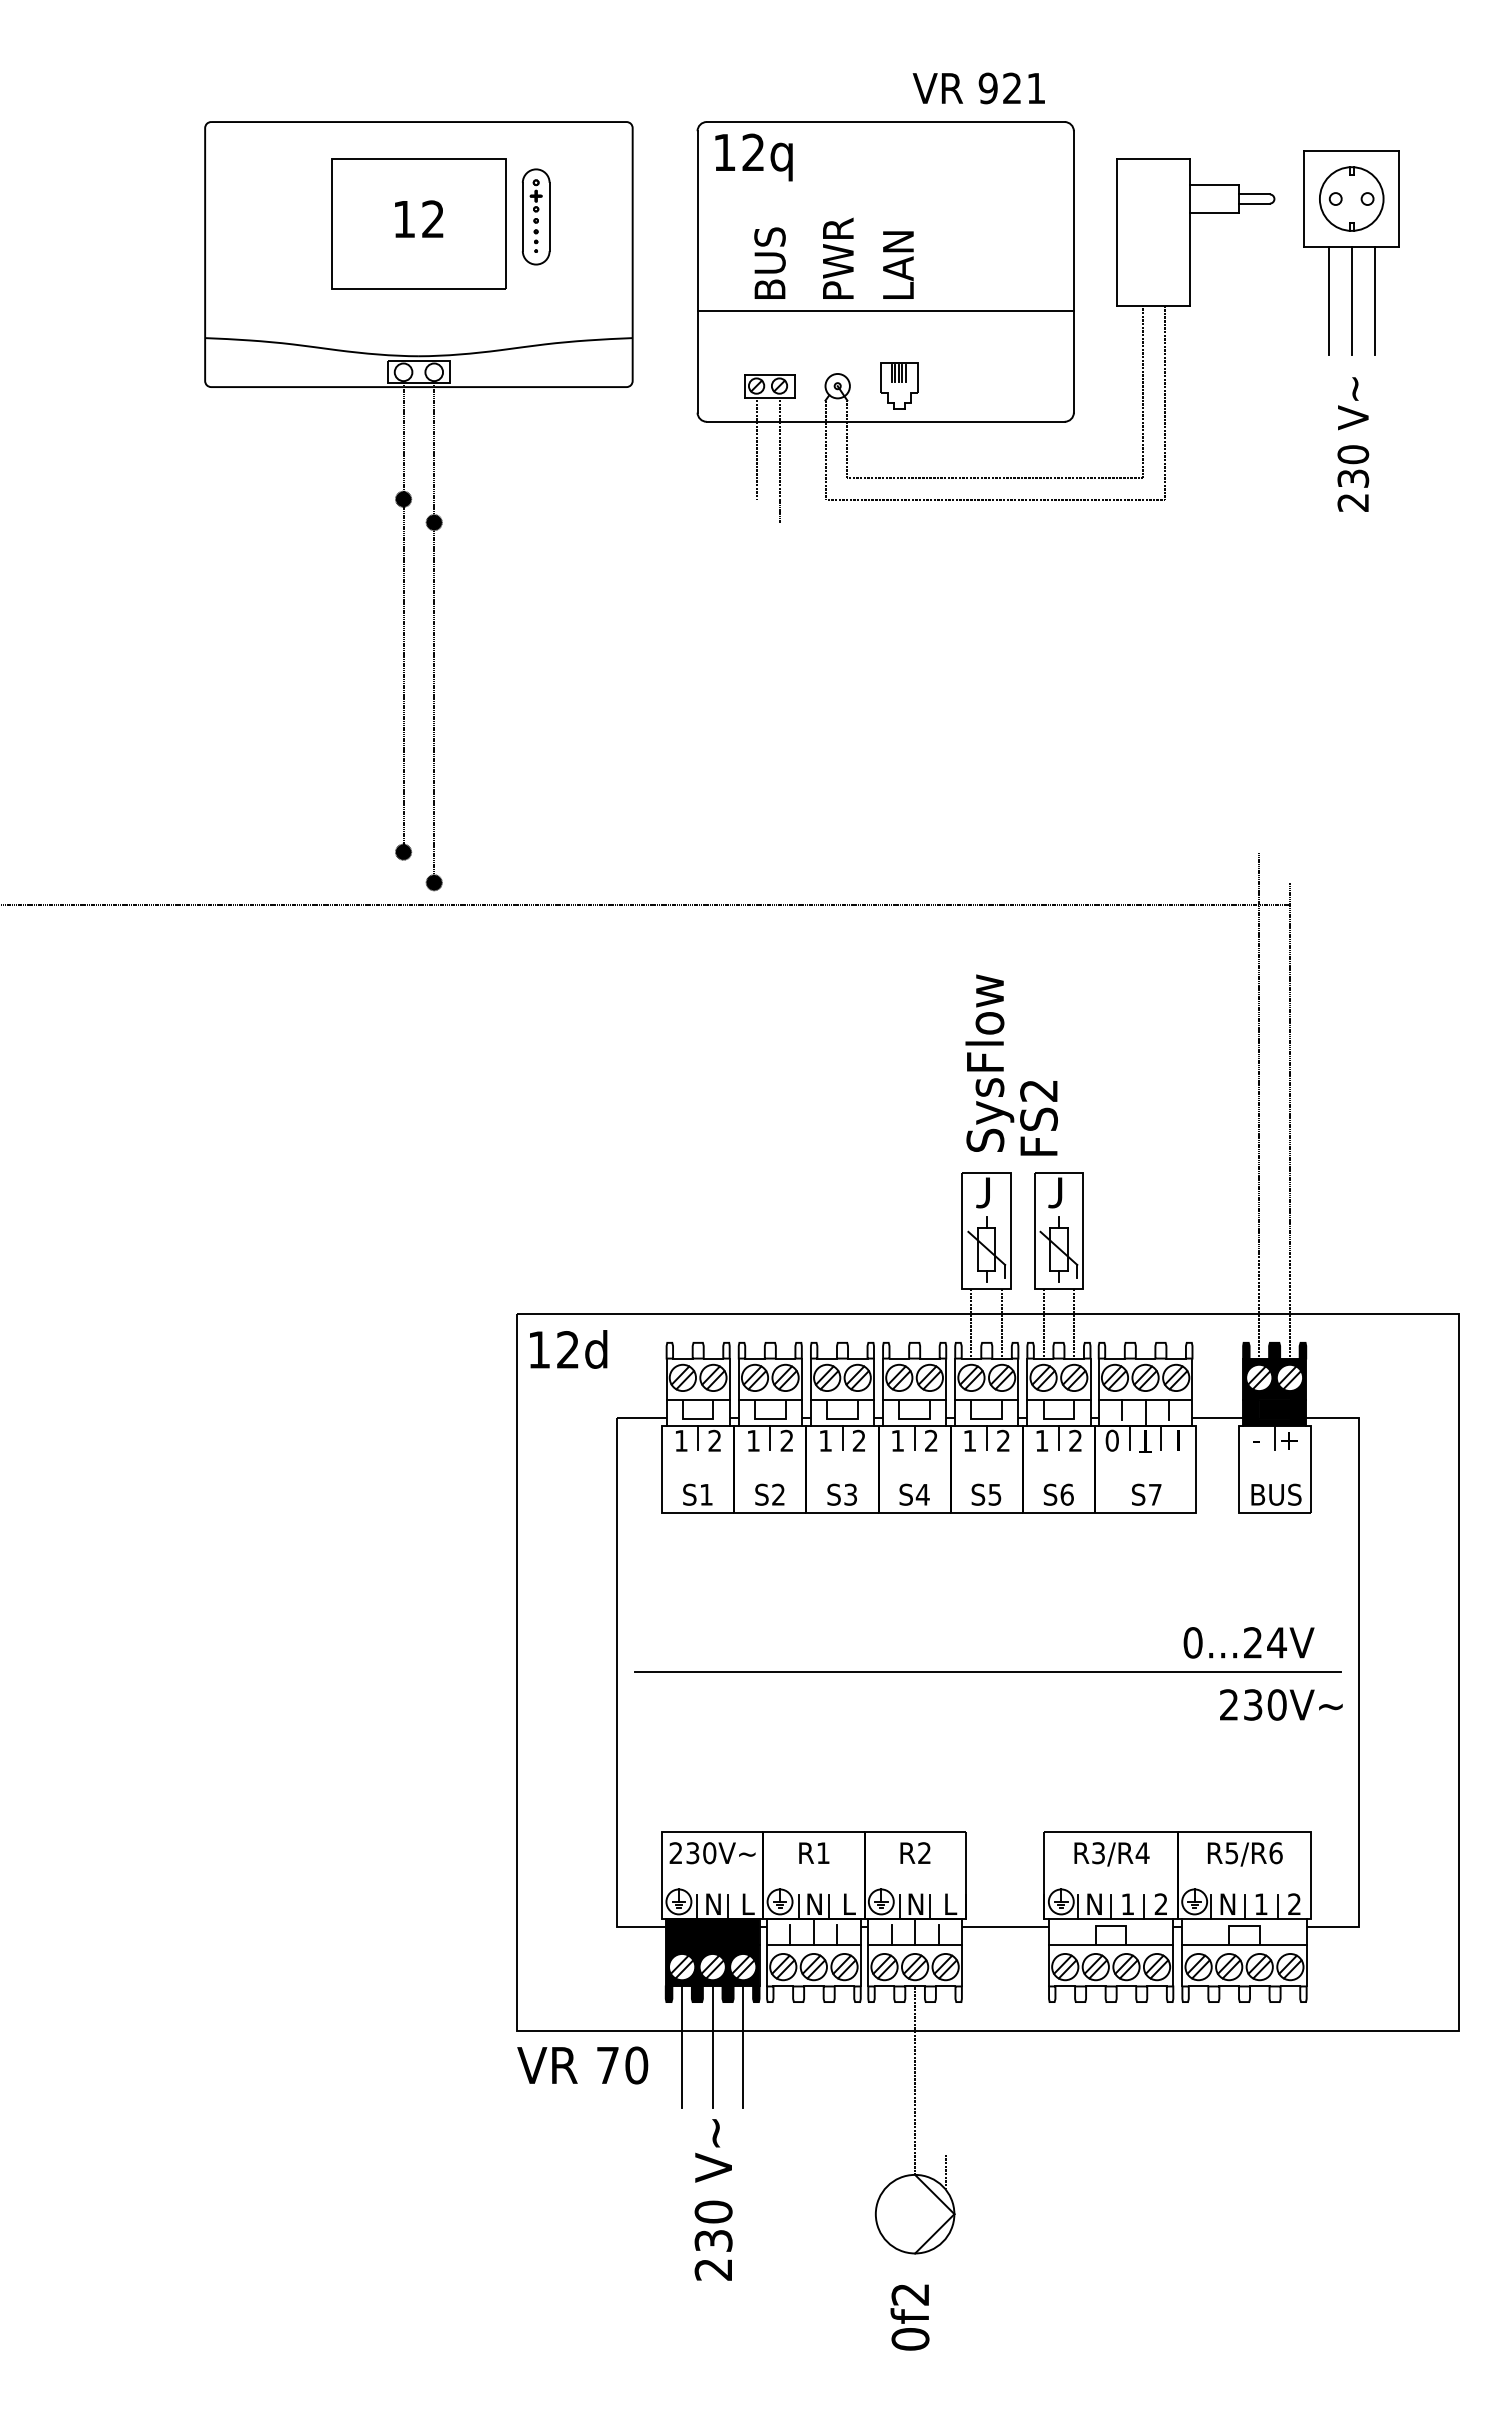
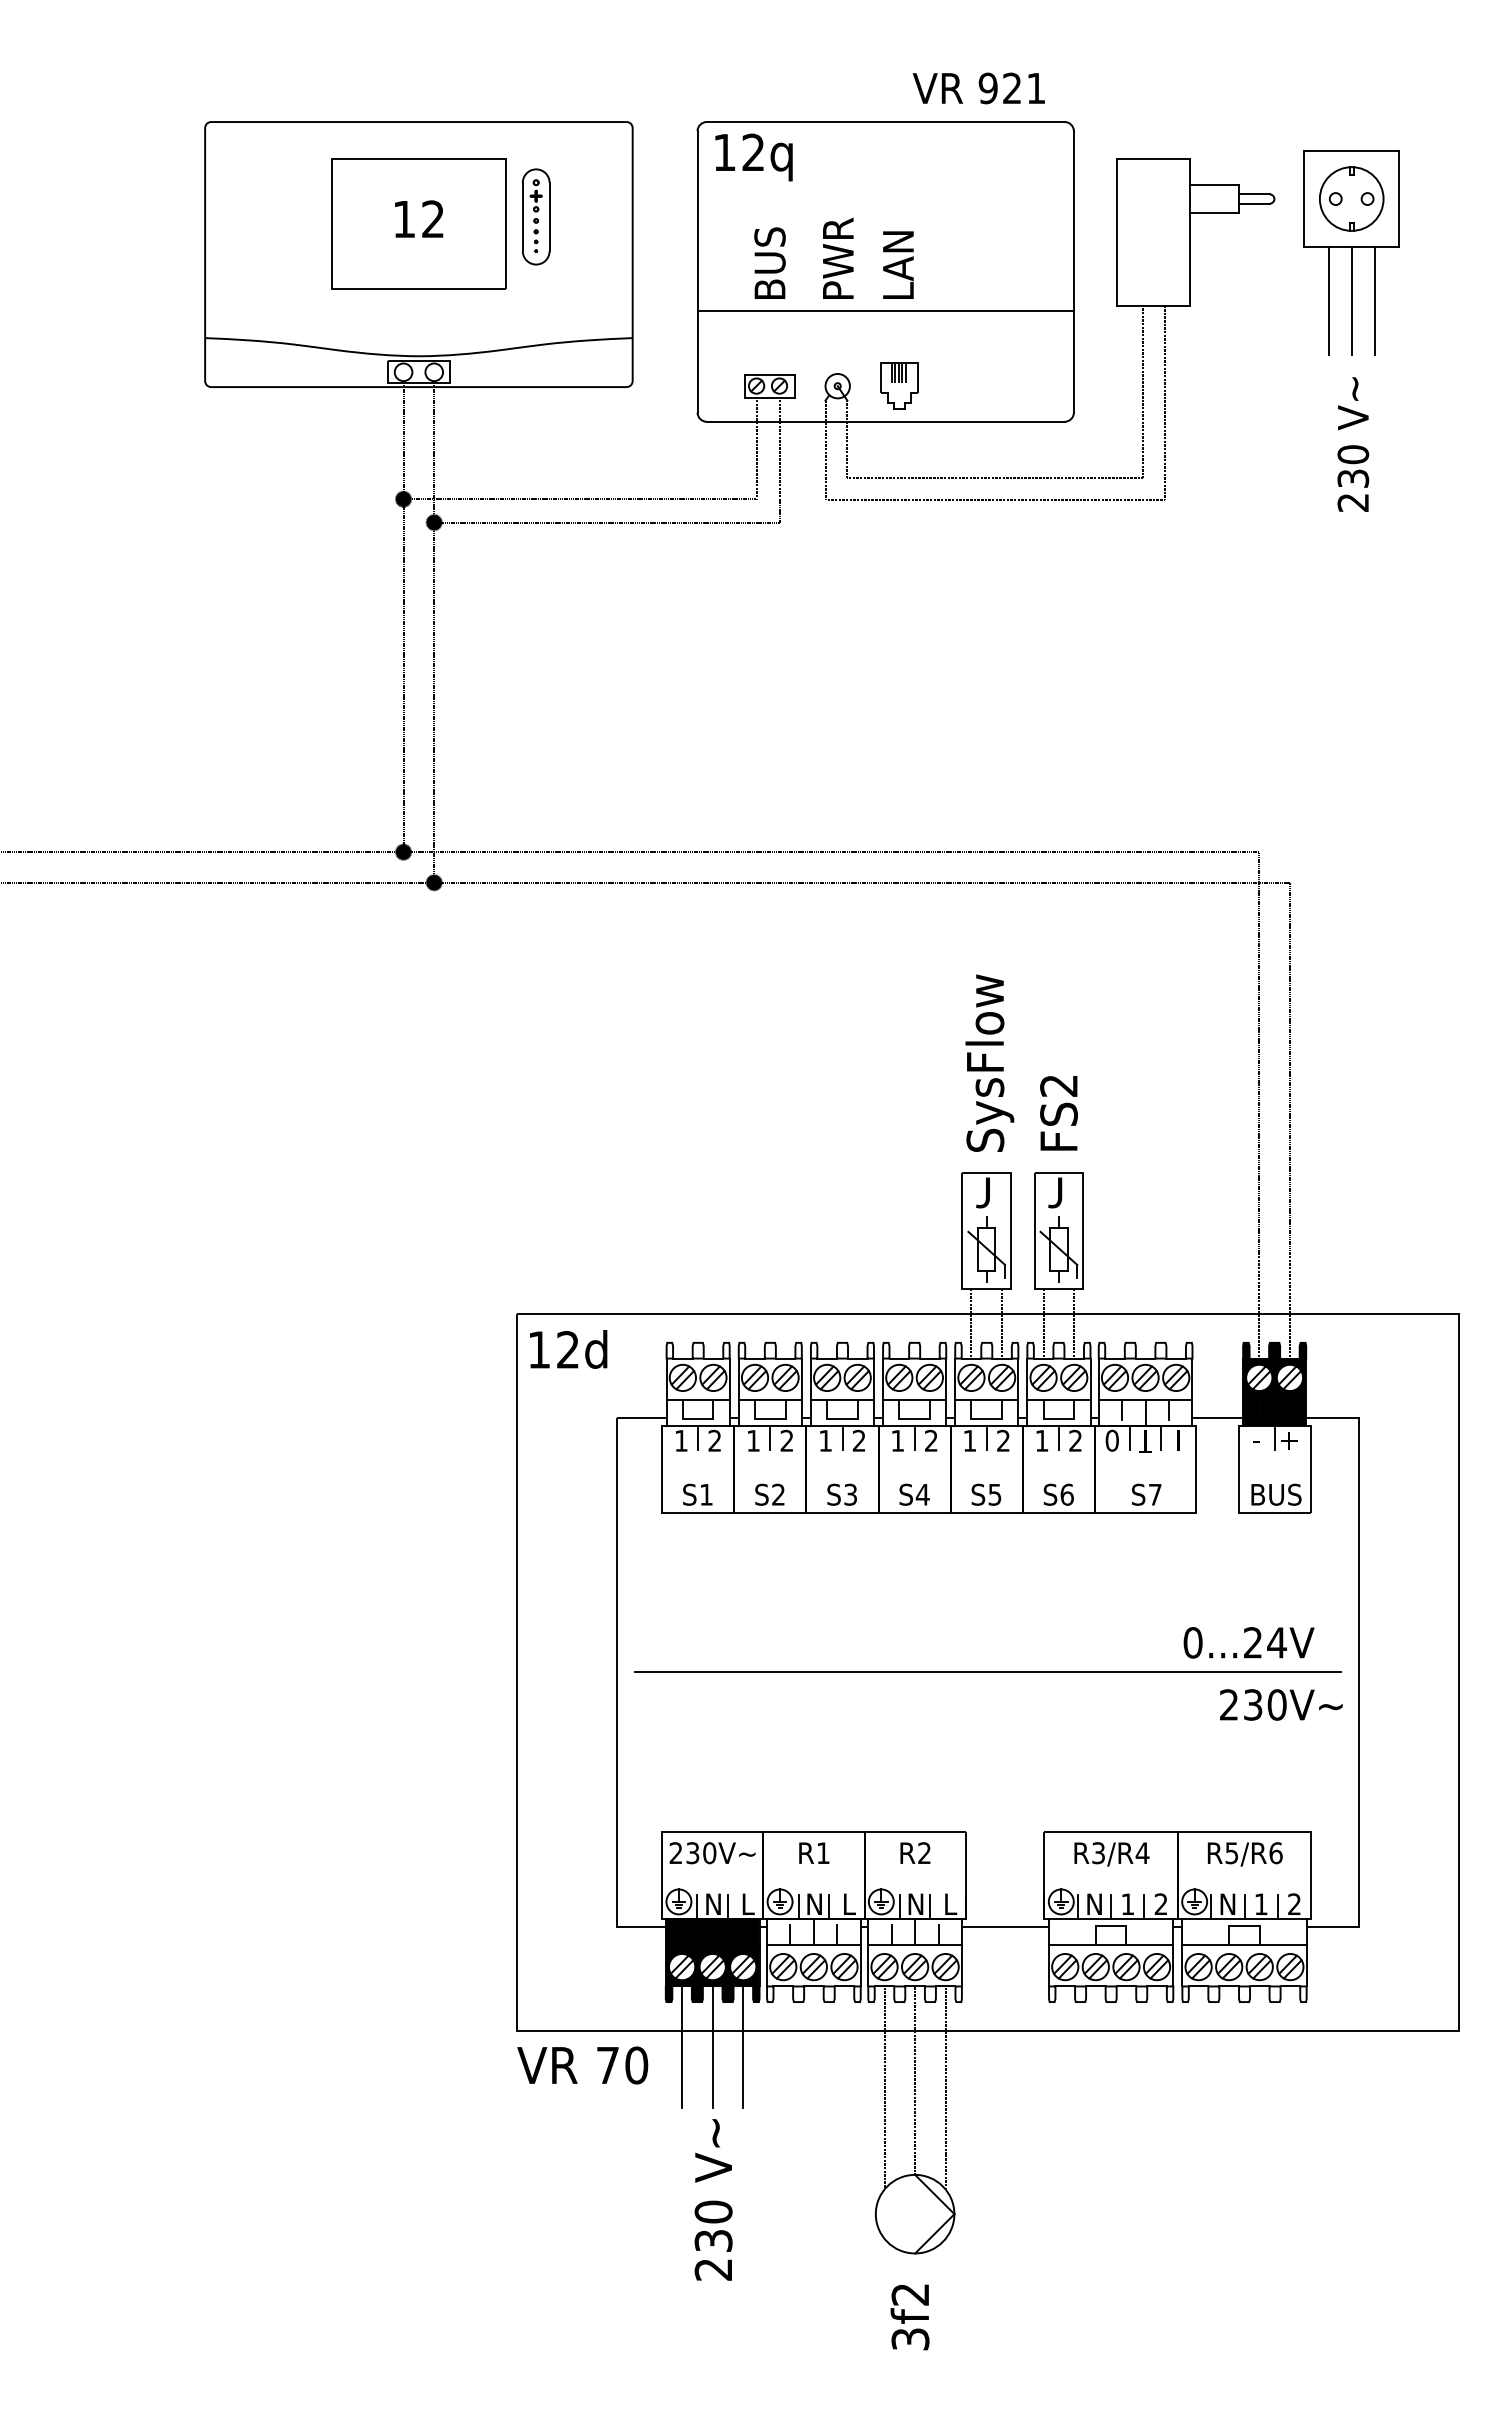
line: none -> present (579, 499)
line: none -> present (606, 522)
line: none -> present (630, 852)
line position: (645, 904) -> (645, 882) (645, 882)
text position: (1038, 1118) -> (1058, 1113) (1058, 1113)
line: none -> present (945, 2070)
line: none -> present (884, 2087)
text: 0f2 -> 3f2 (910, 2339)
